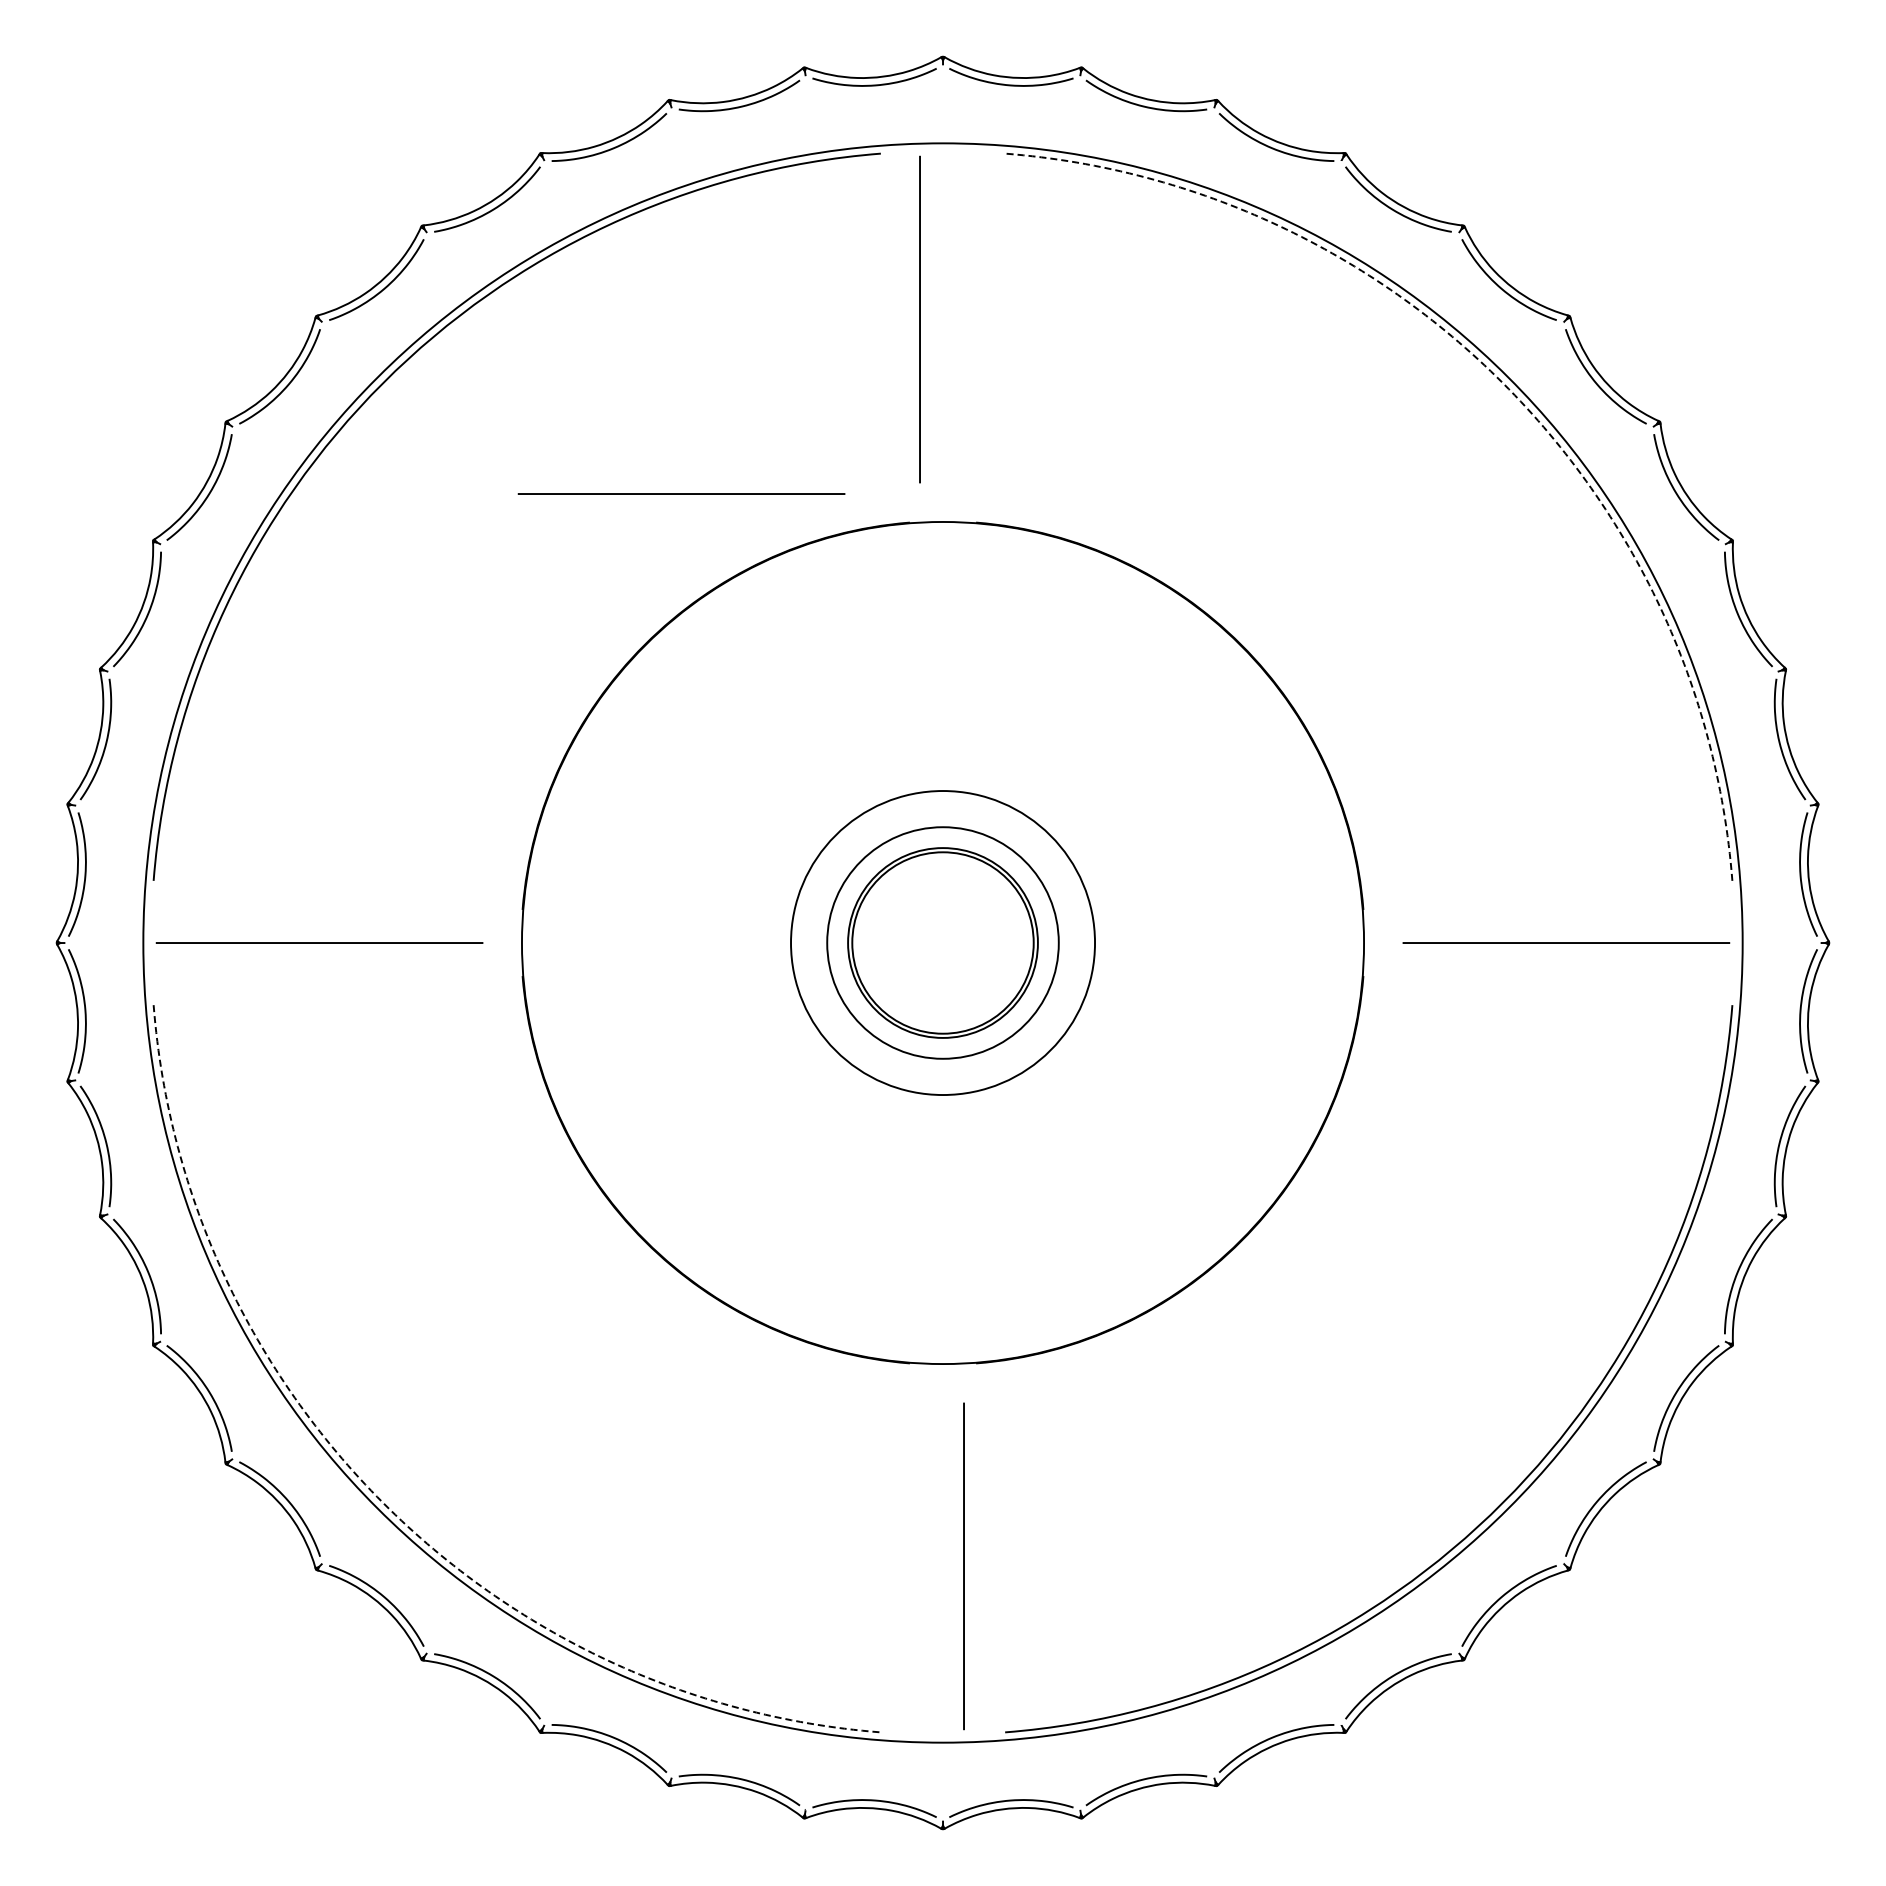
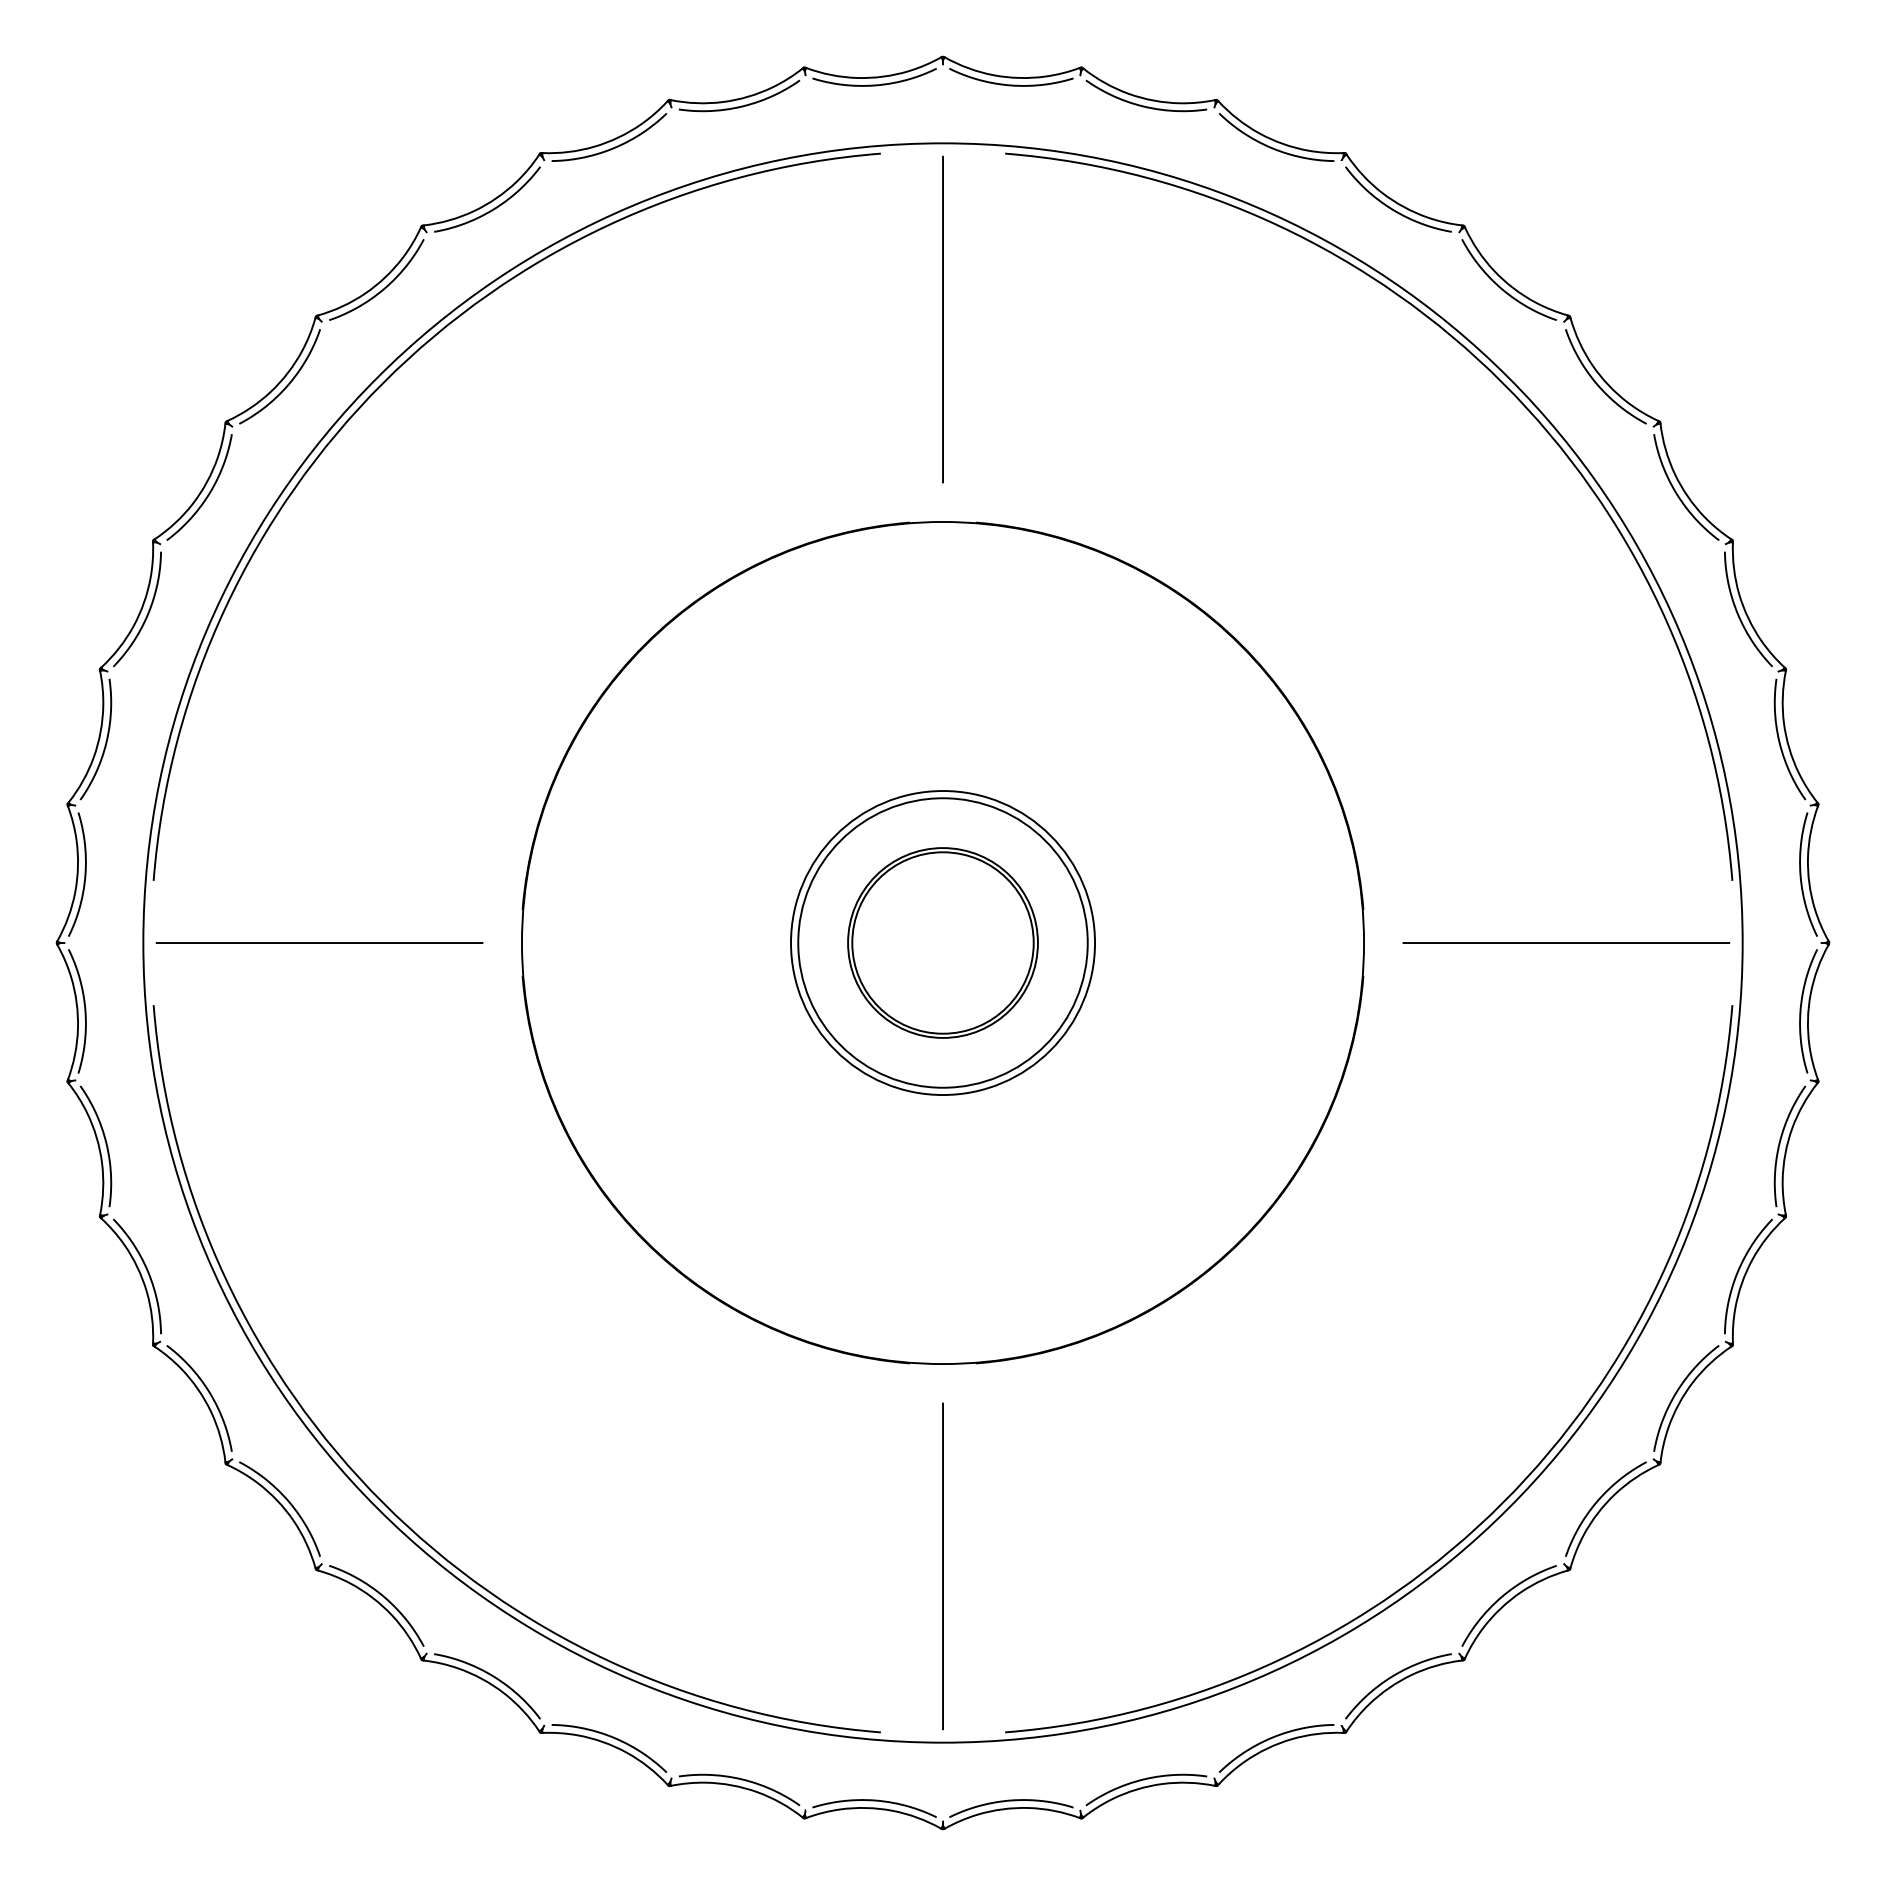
line position: (919, 319) -> (942, 319) (942, 319)
arc: dashed -> solid (1502, 383)
line: present -> none (681, 493)
circle diameter: 232 px -> 289 px (942, 942)
arc: dashed -> solid (383, 1502)
line position: (963, 1566) -> (942, 1566) (942, 1566)
